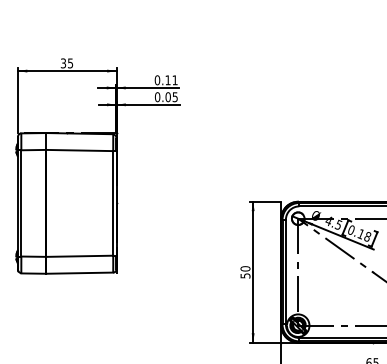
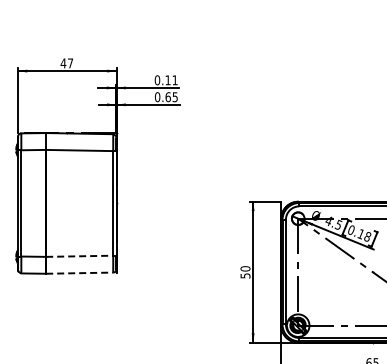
text: 35 -> 47 (66, 63)
text: 0.05 -> 0.65 (167, 96)
line: solid -> dashed (79, 256)
line: solid -> dashed (79, 273)
